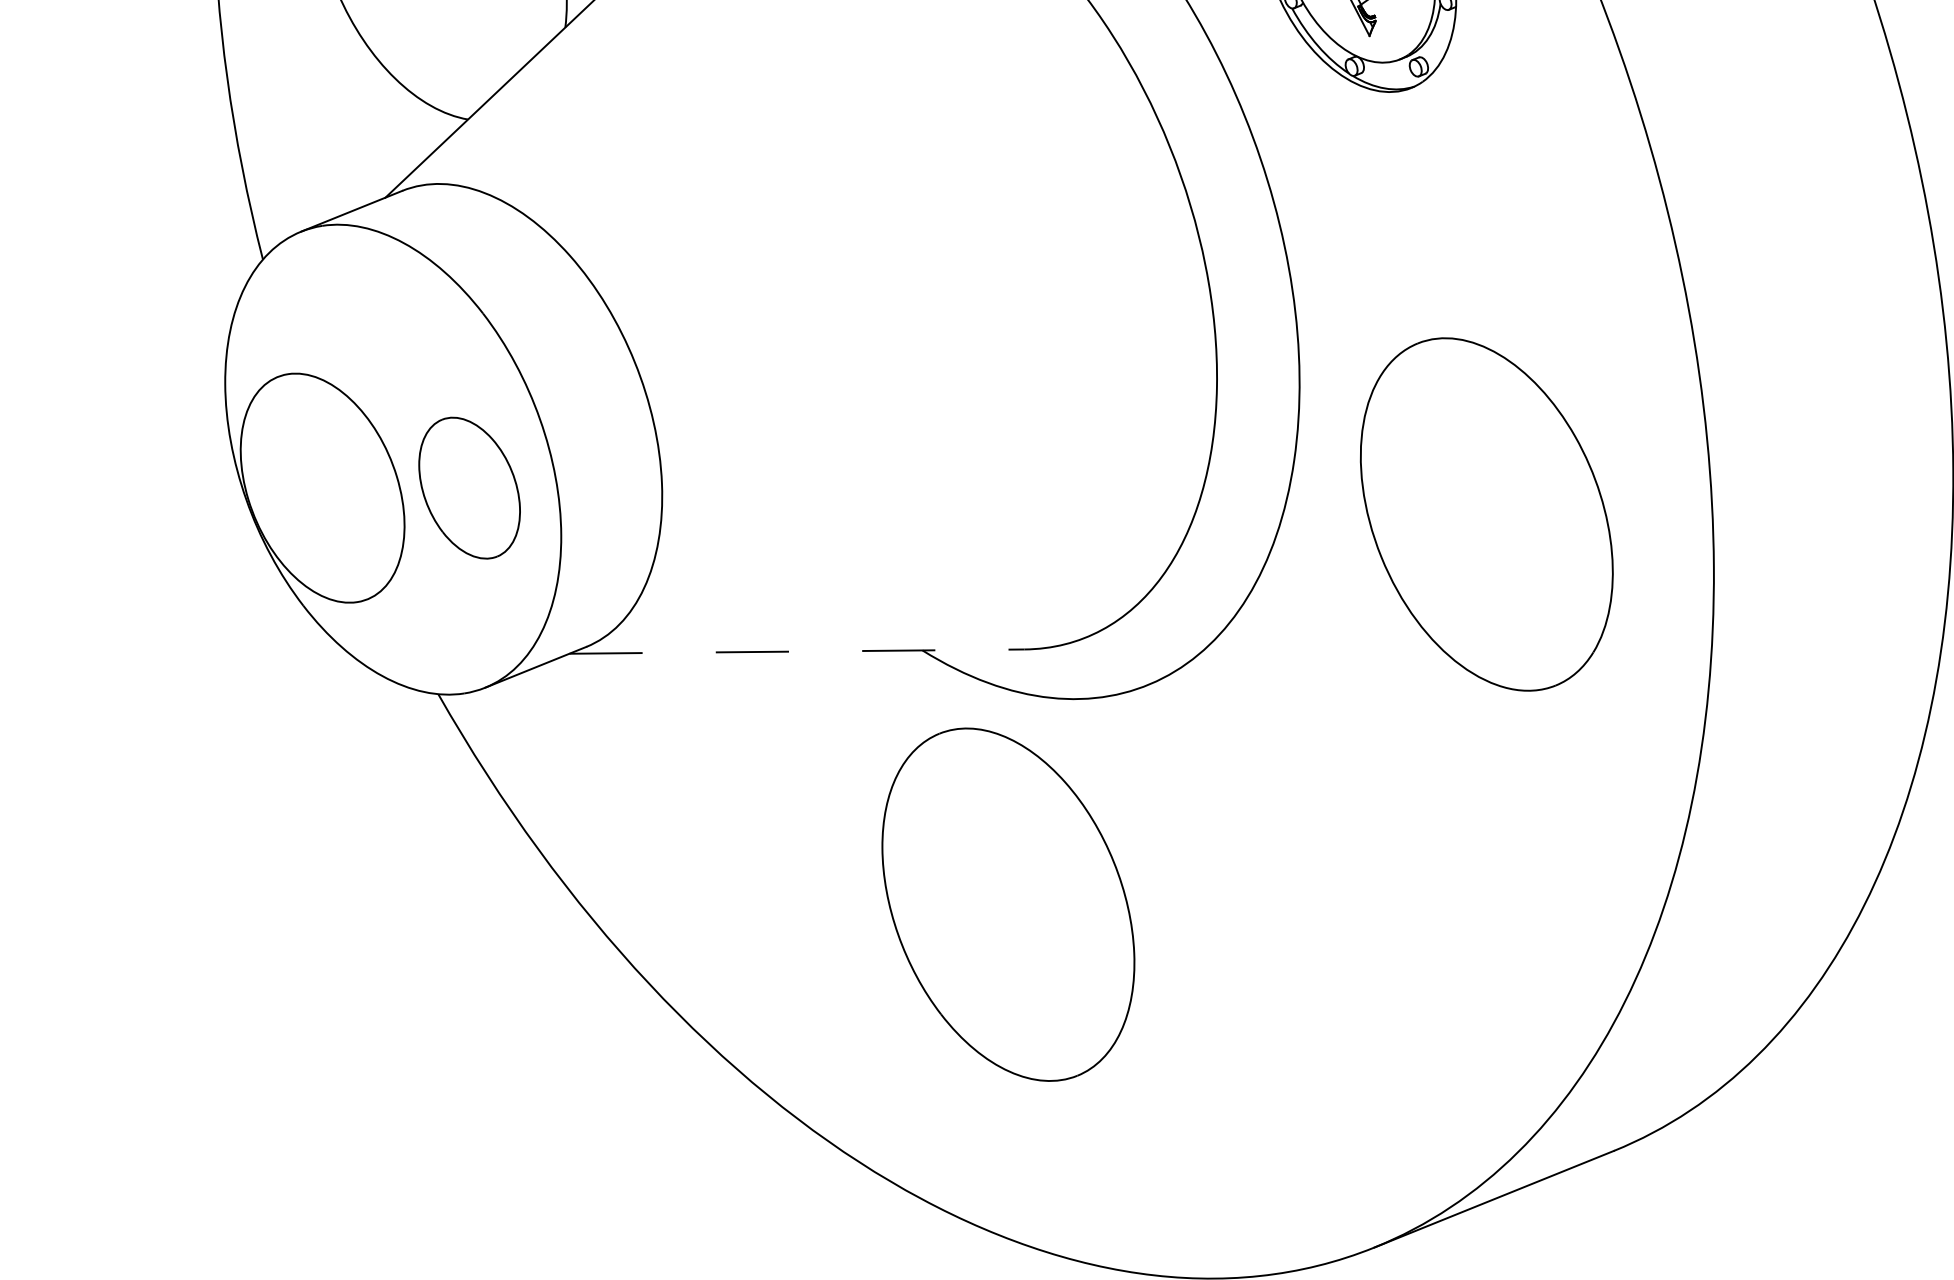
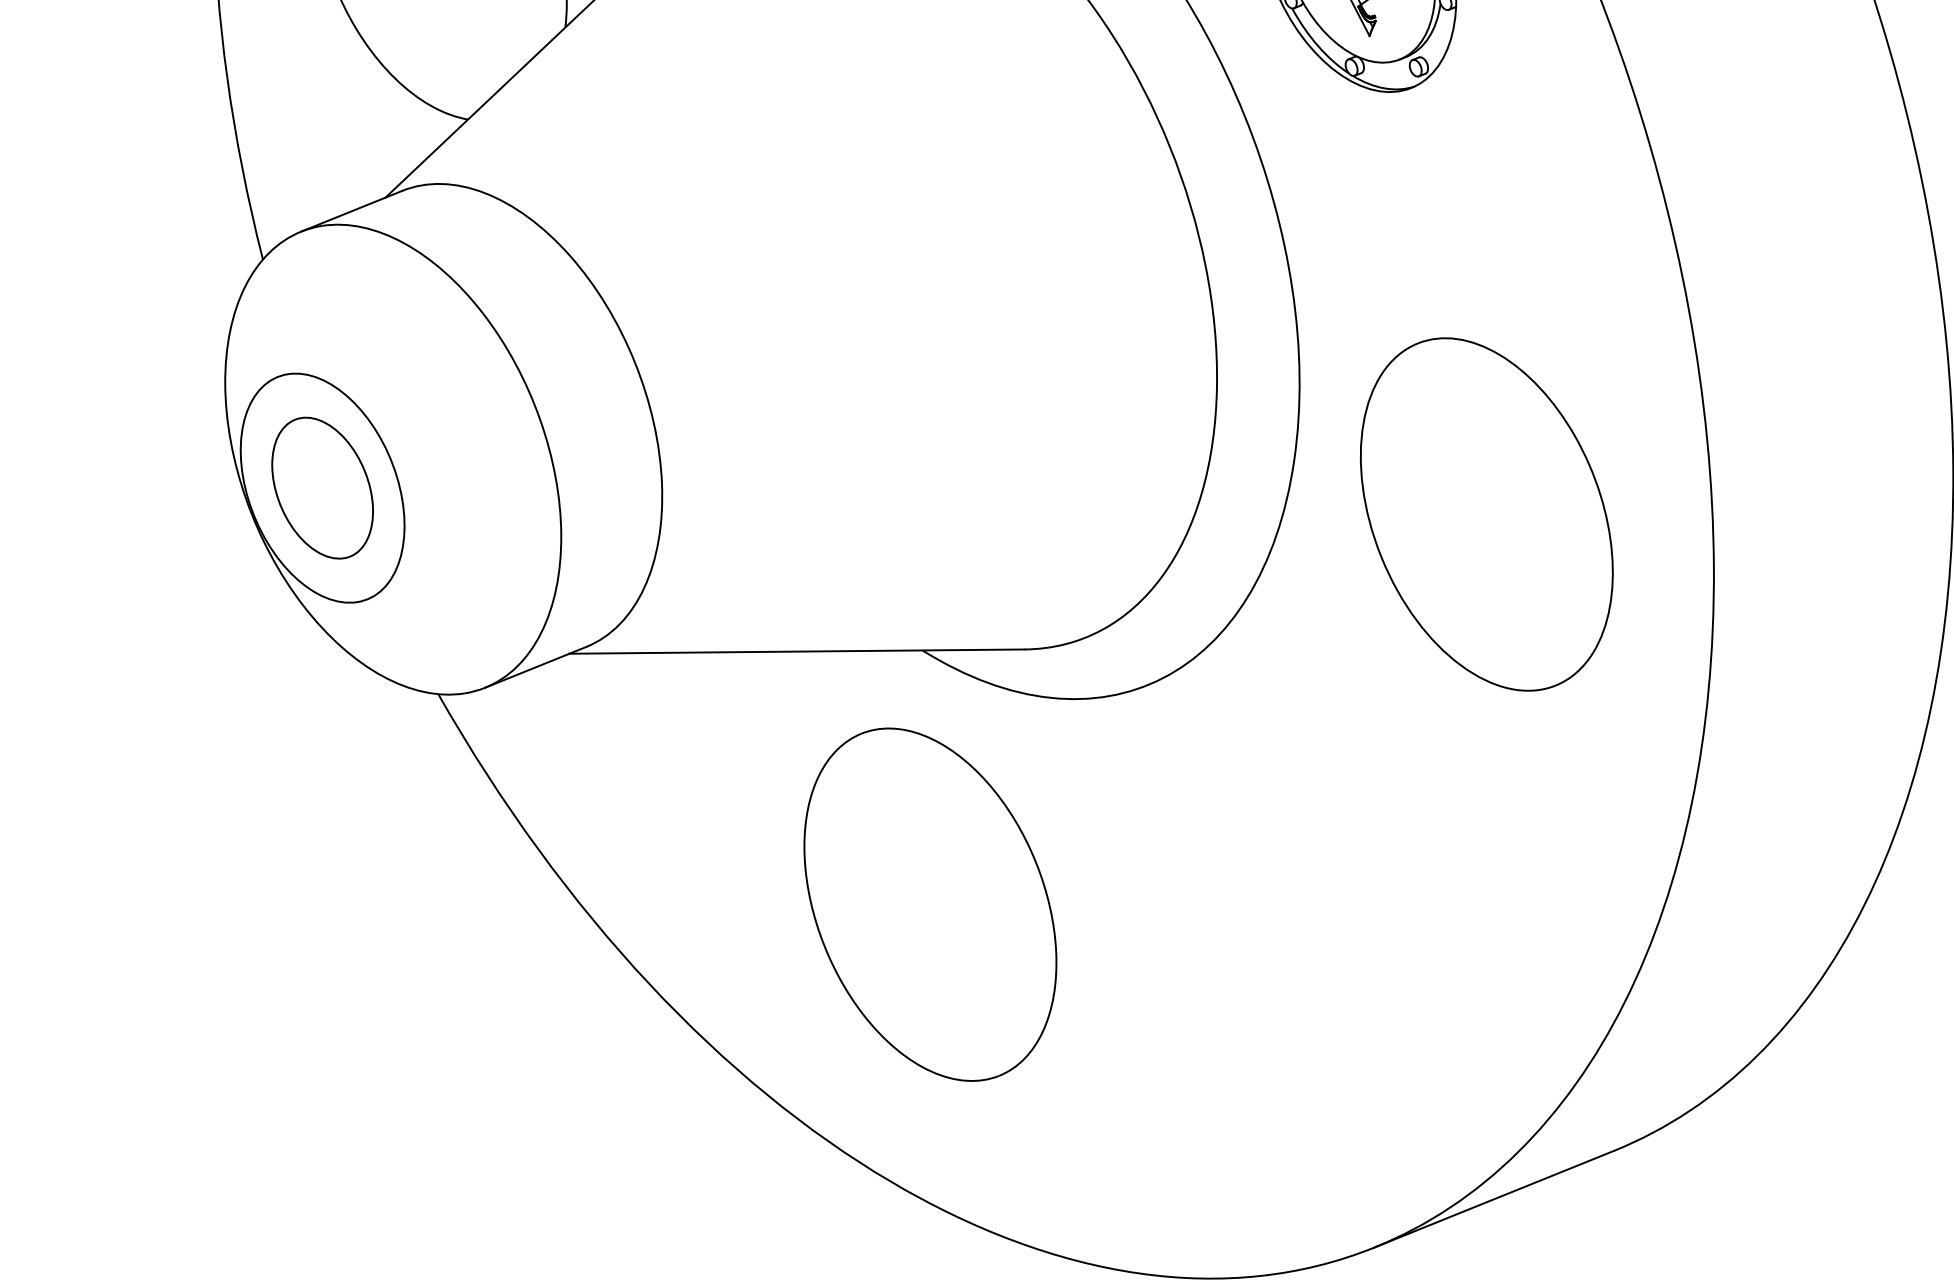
part position: (469, 487) -> (322, 487) (322, 487)
line: dashed -> solid (796, 651)
part position: (1008, 904) -> (930, 904) (930, 904)
